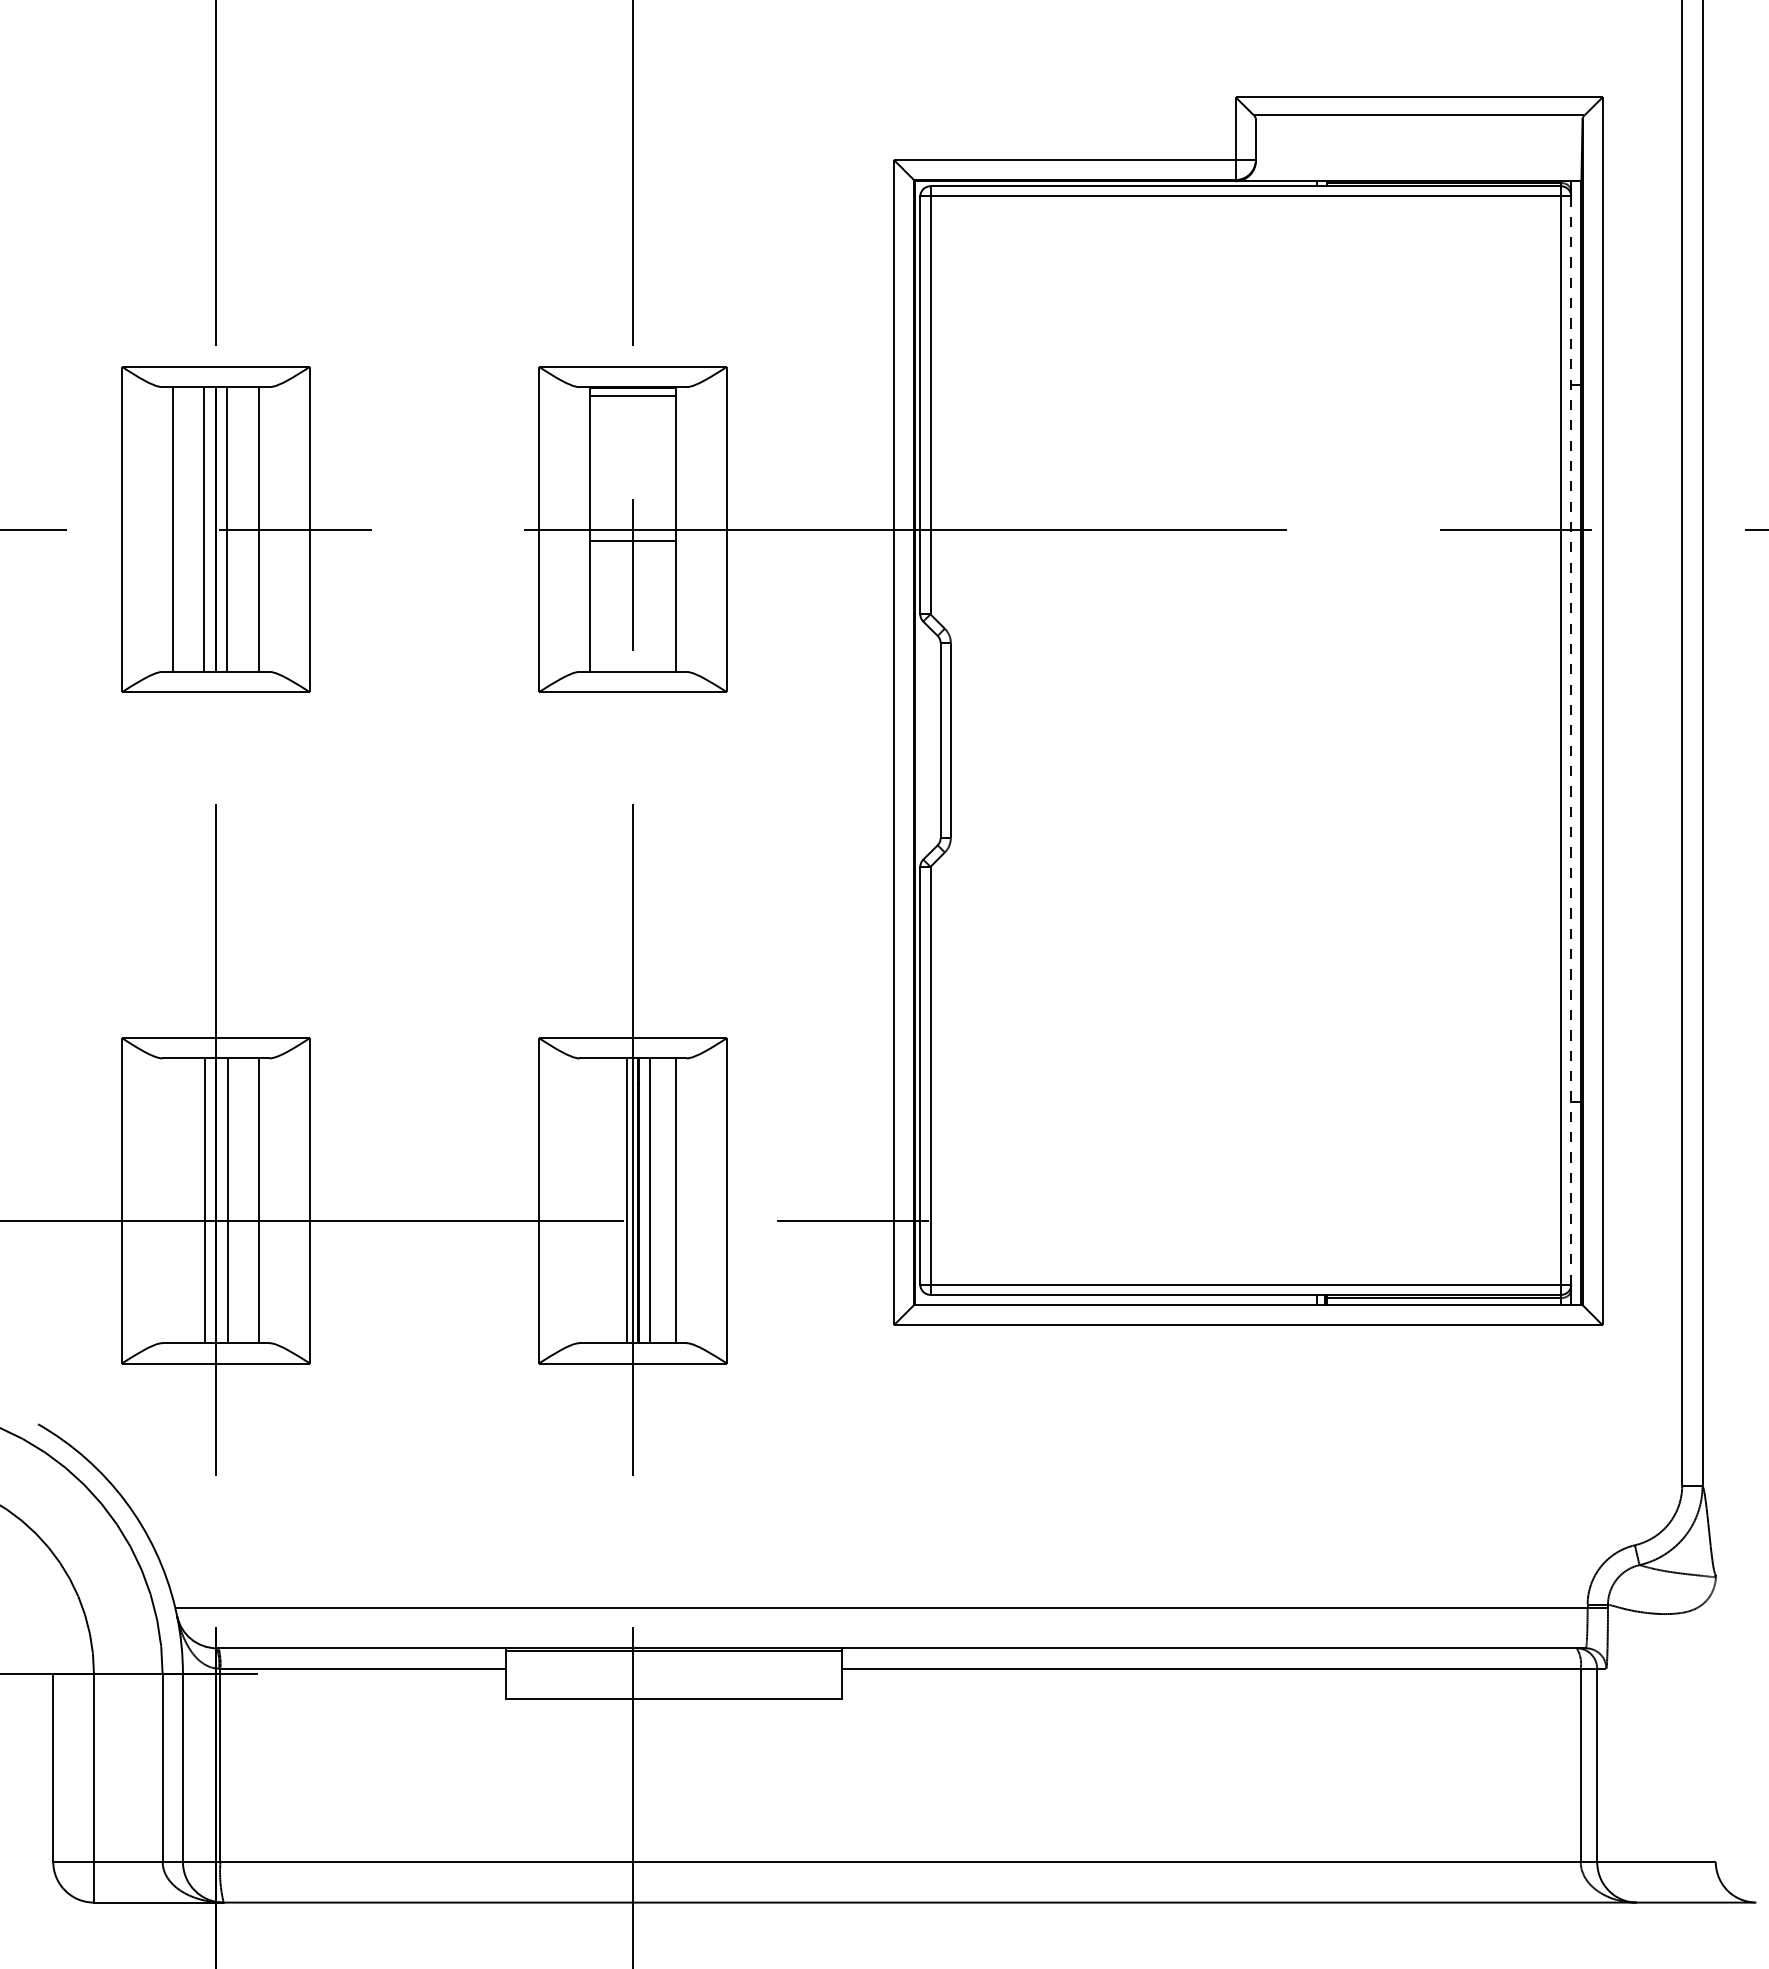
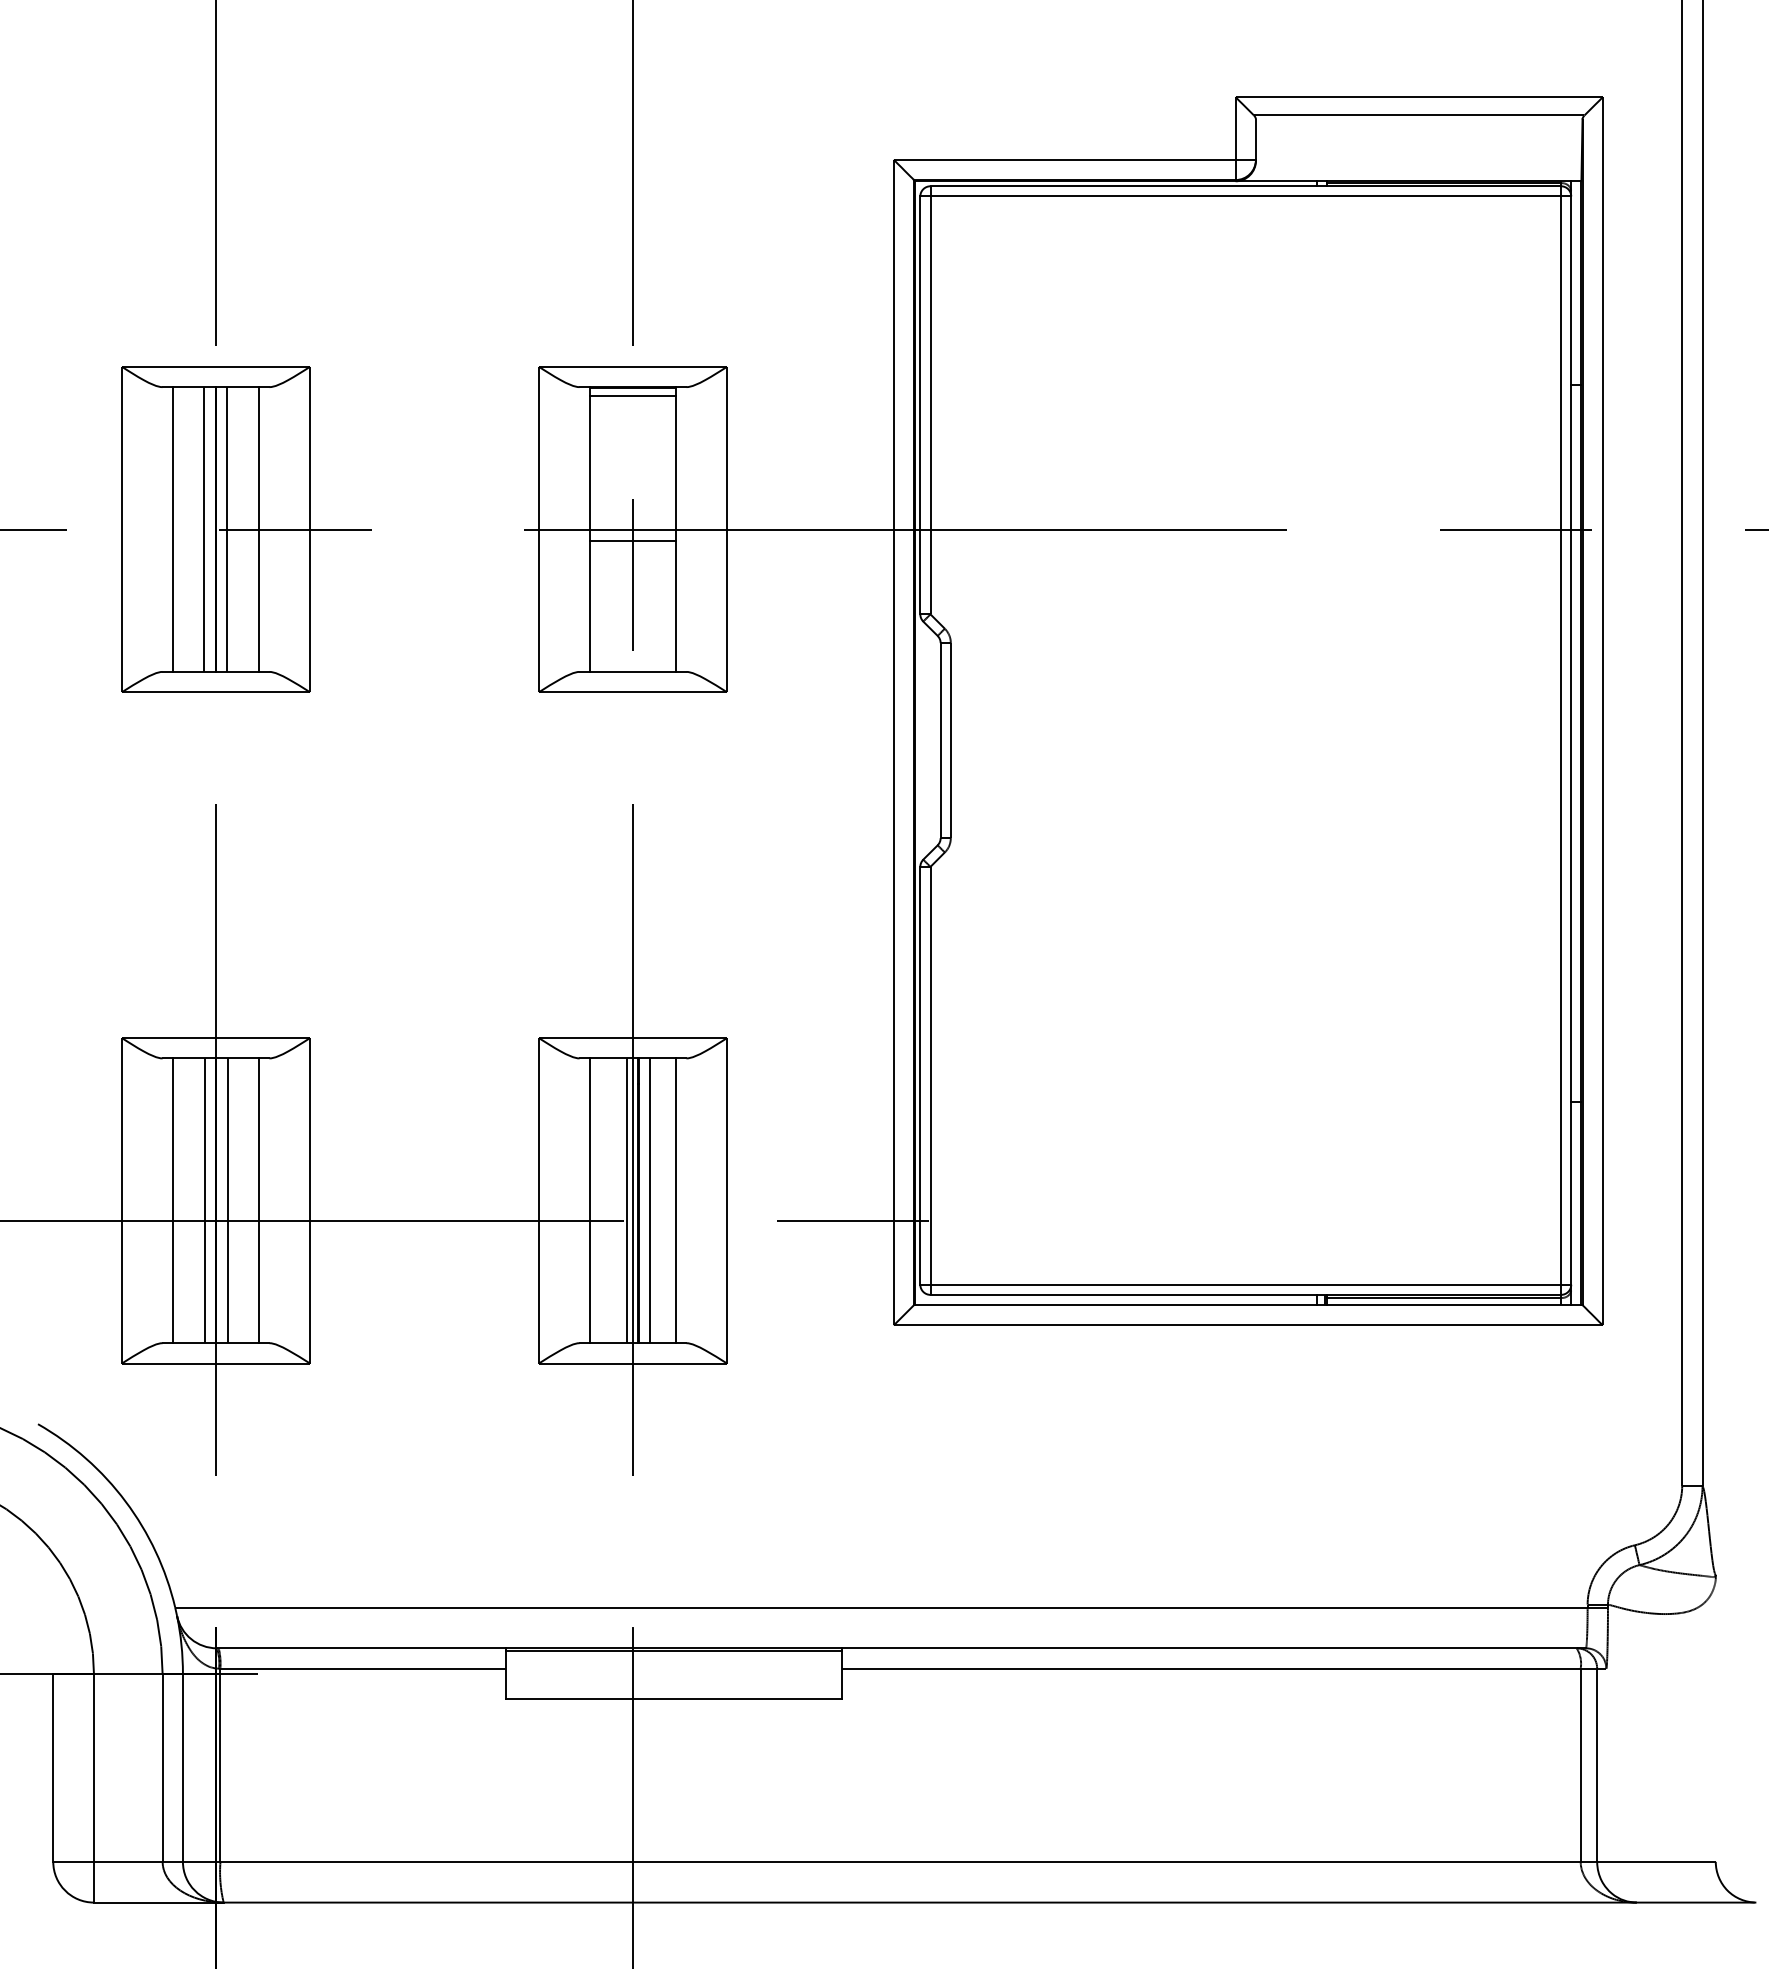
line: dashed -> solid (1571, 741)
line: none -> present (172, 1200)
line: none -> present (589, 1200)
